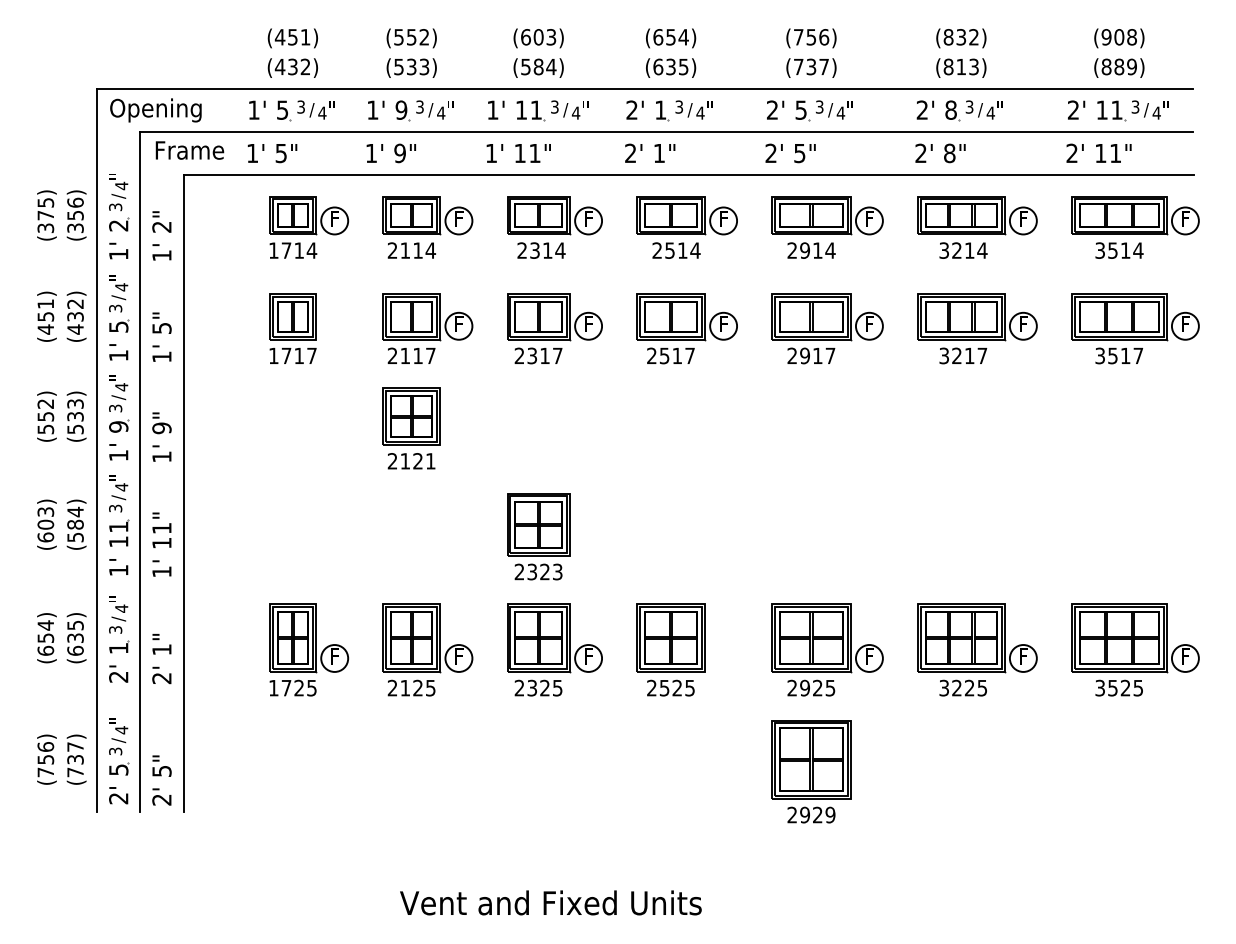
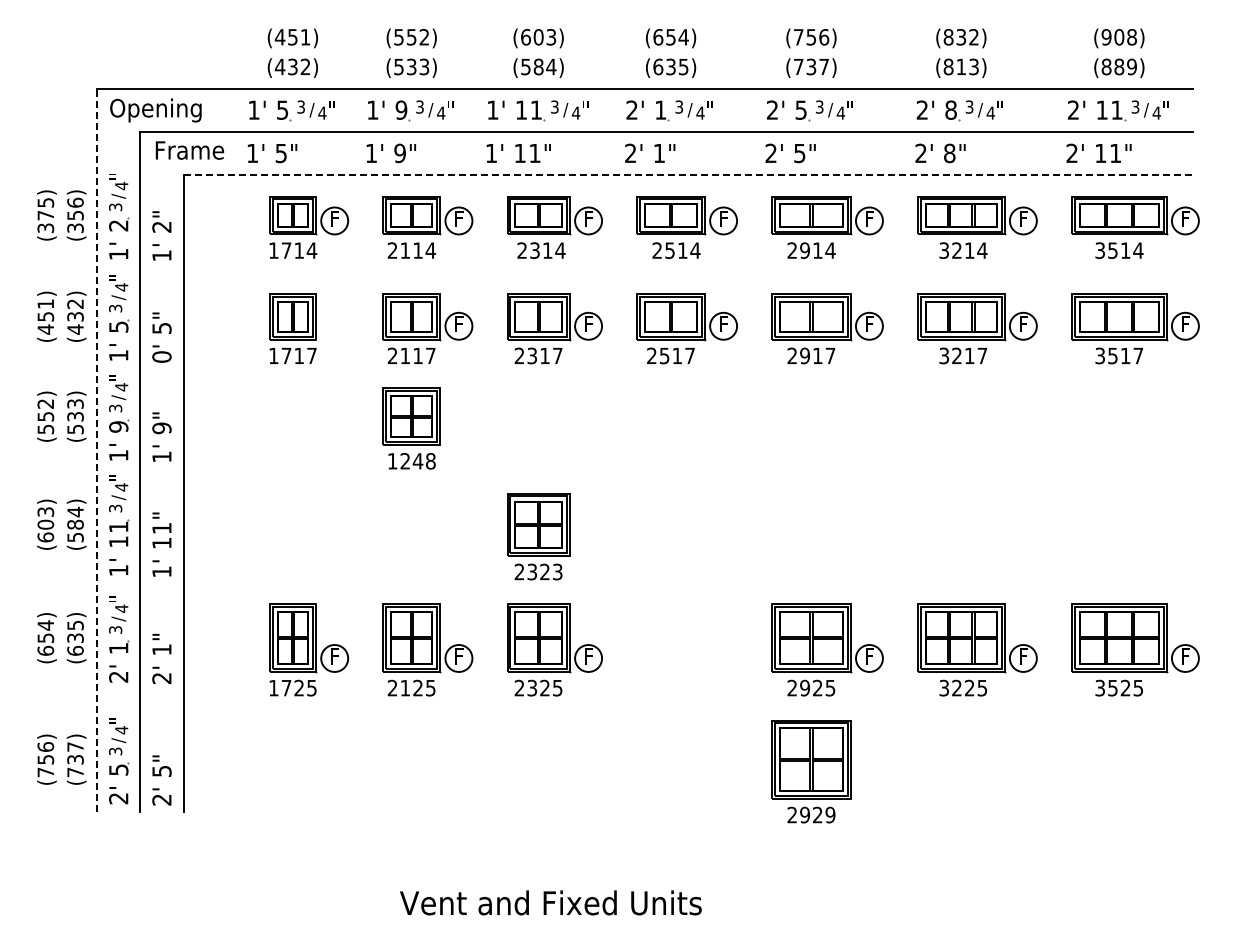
line: solid -> dashed (689, 175)
text: 1' -> 0' (161, 356)
line: solid -> dashed (97, 450)
text: 2121 -> 1248 (411, 461)
part: present -> none (670, 649)
